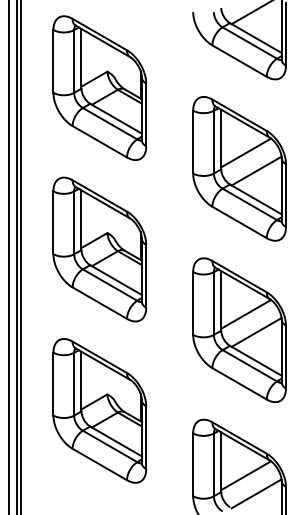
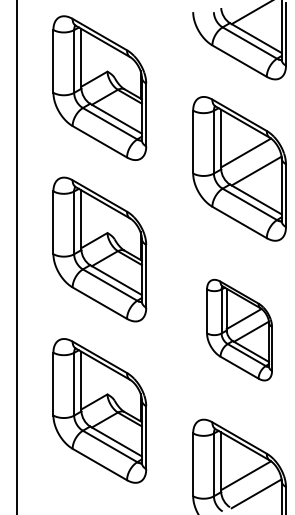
line: present -> none (8, 256)
line: present -> none (20, 256)
part size: 95x146 px -> 67x104 px (239, 329)
